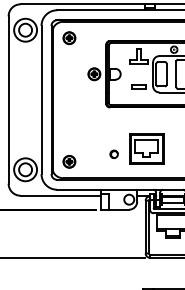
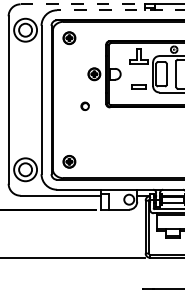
line: solid -> dashed (83, 4)
line: solid -> dashed (120, 10)
part: present -> none (146, 148)
part position: (113, 153) -> (84, 105) (84, 105)
